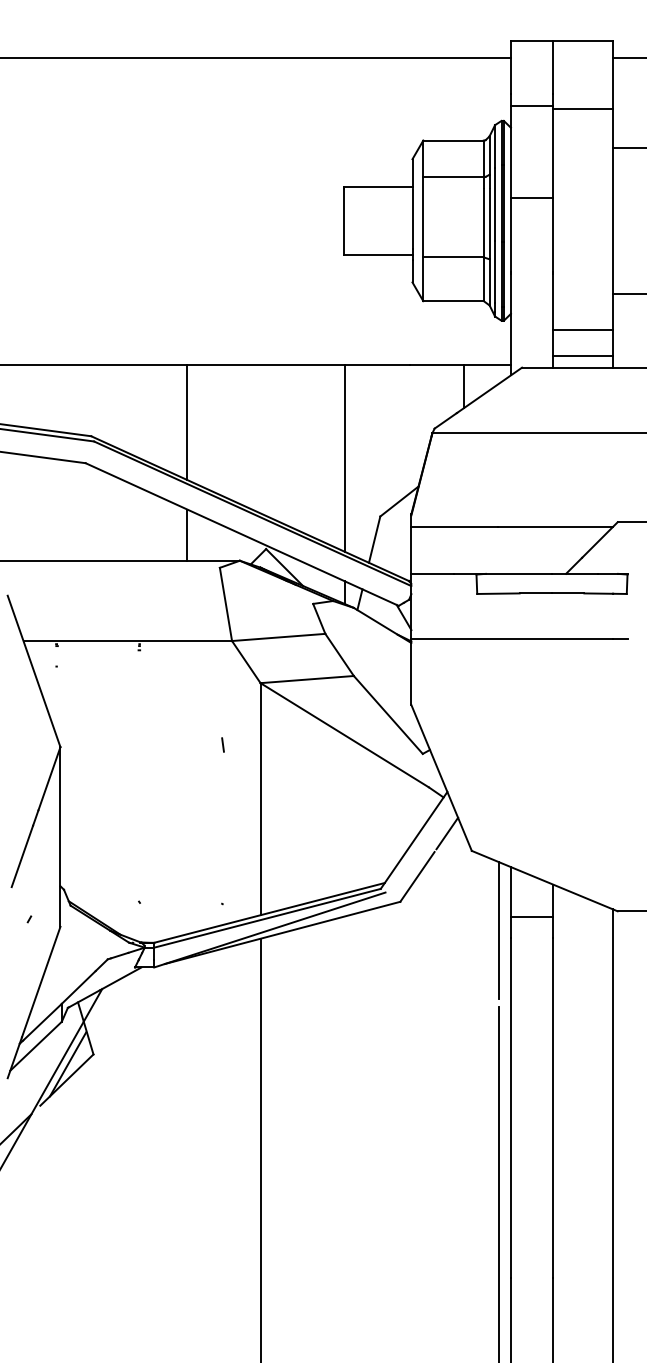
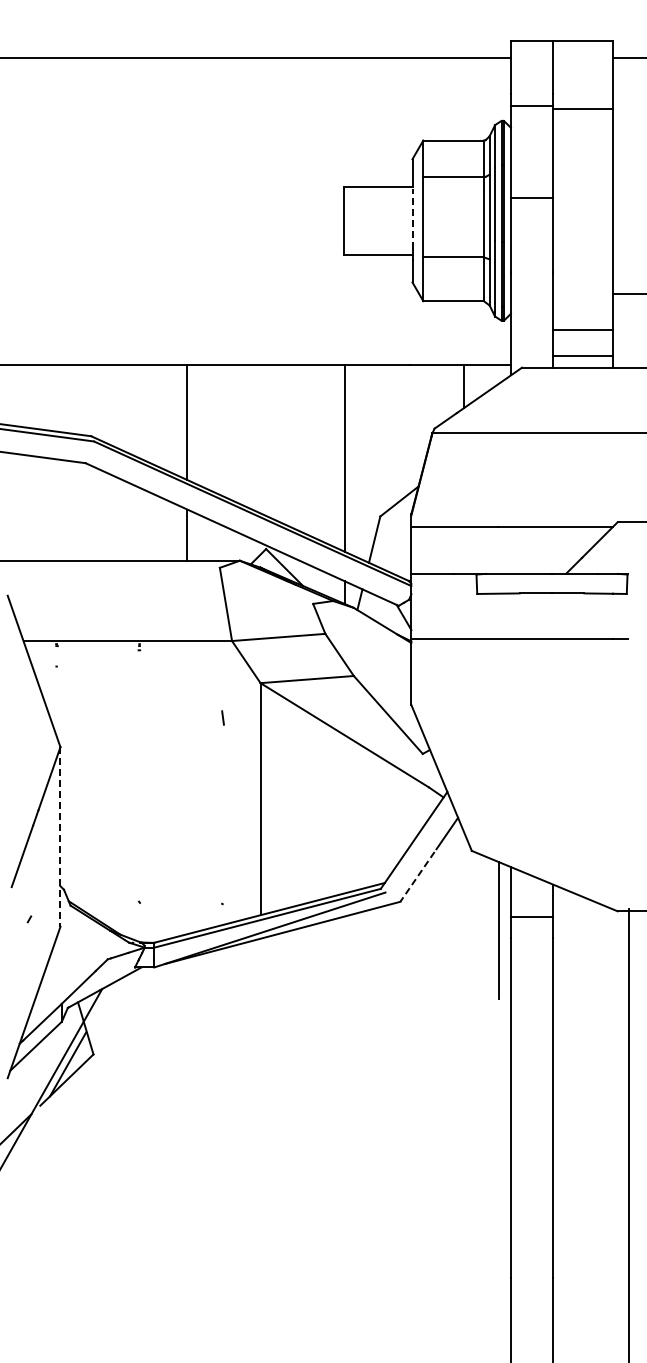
line: present -> none (627, 147)
line: solid -> dashed (412, 219)
line position: (222, 744) -> (222, 717) (222, 717)
line: solid -> dashed (60, 836)
line: solid -> dashed (417, 877)
line position: (612, 1134) -> (628, 1134) (628, 1134)
line: present -> none (260, 1148)
line: present -> none (498, 1182)
